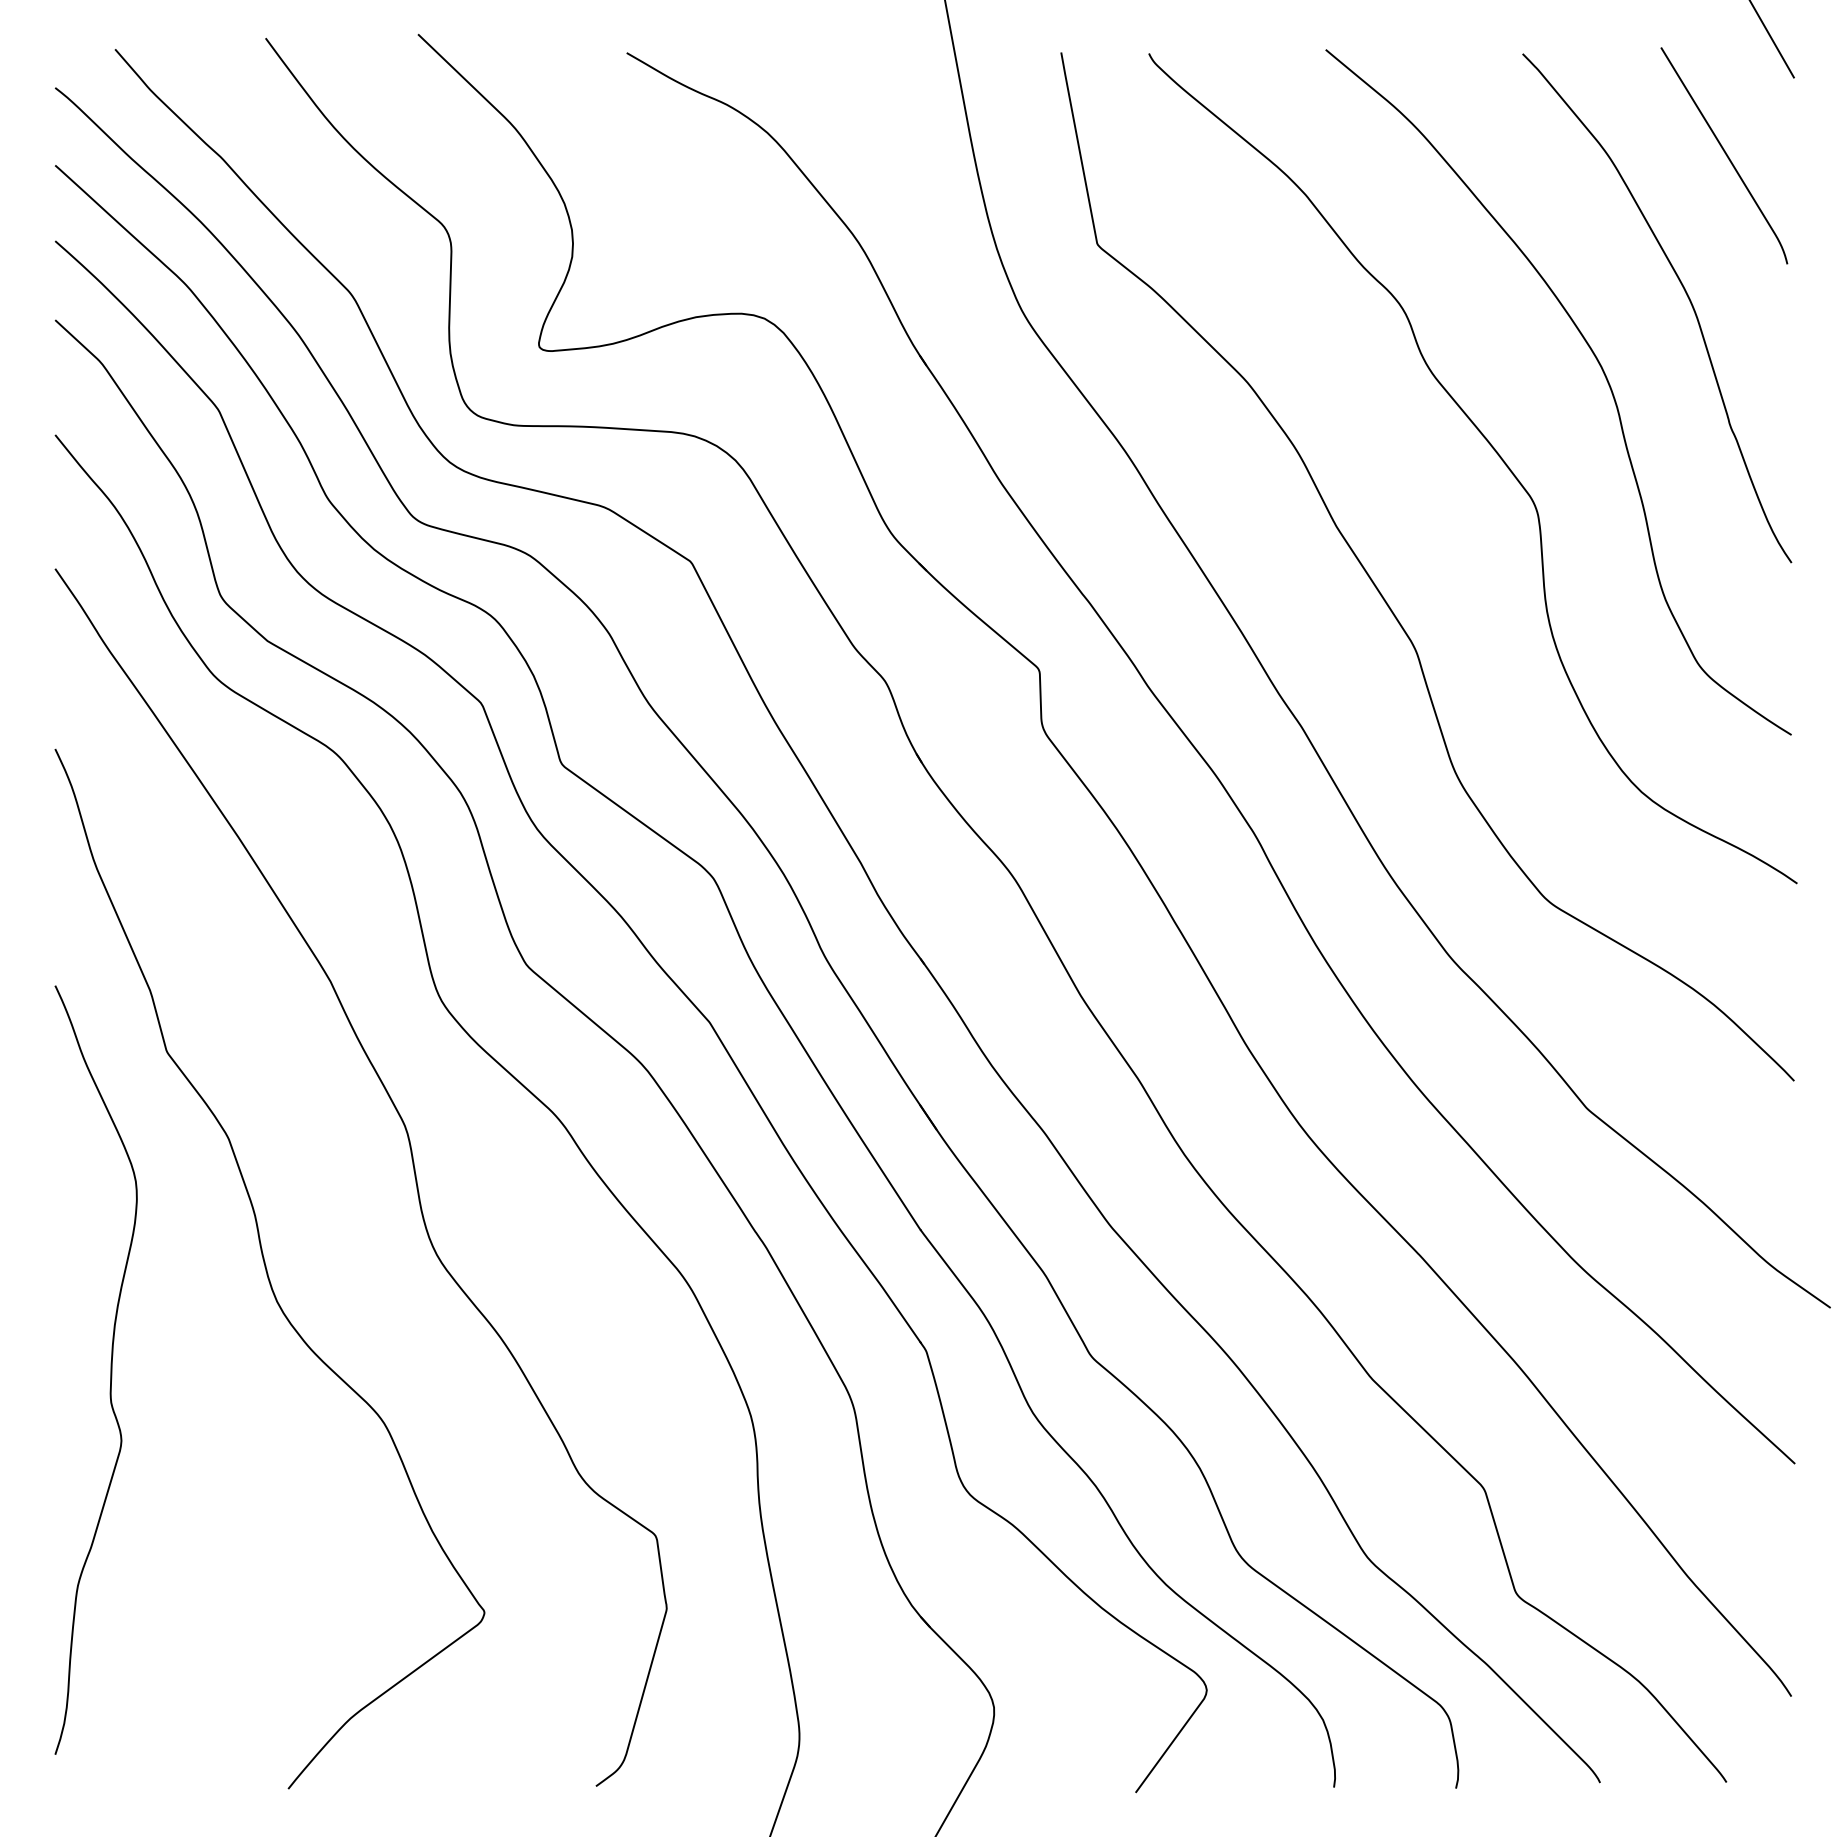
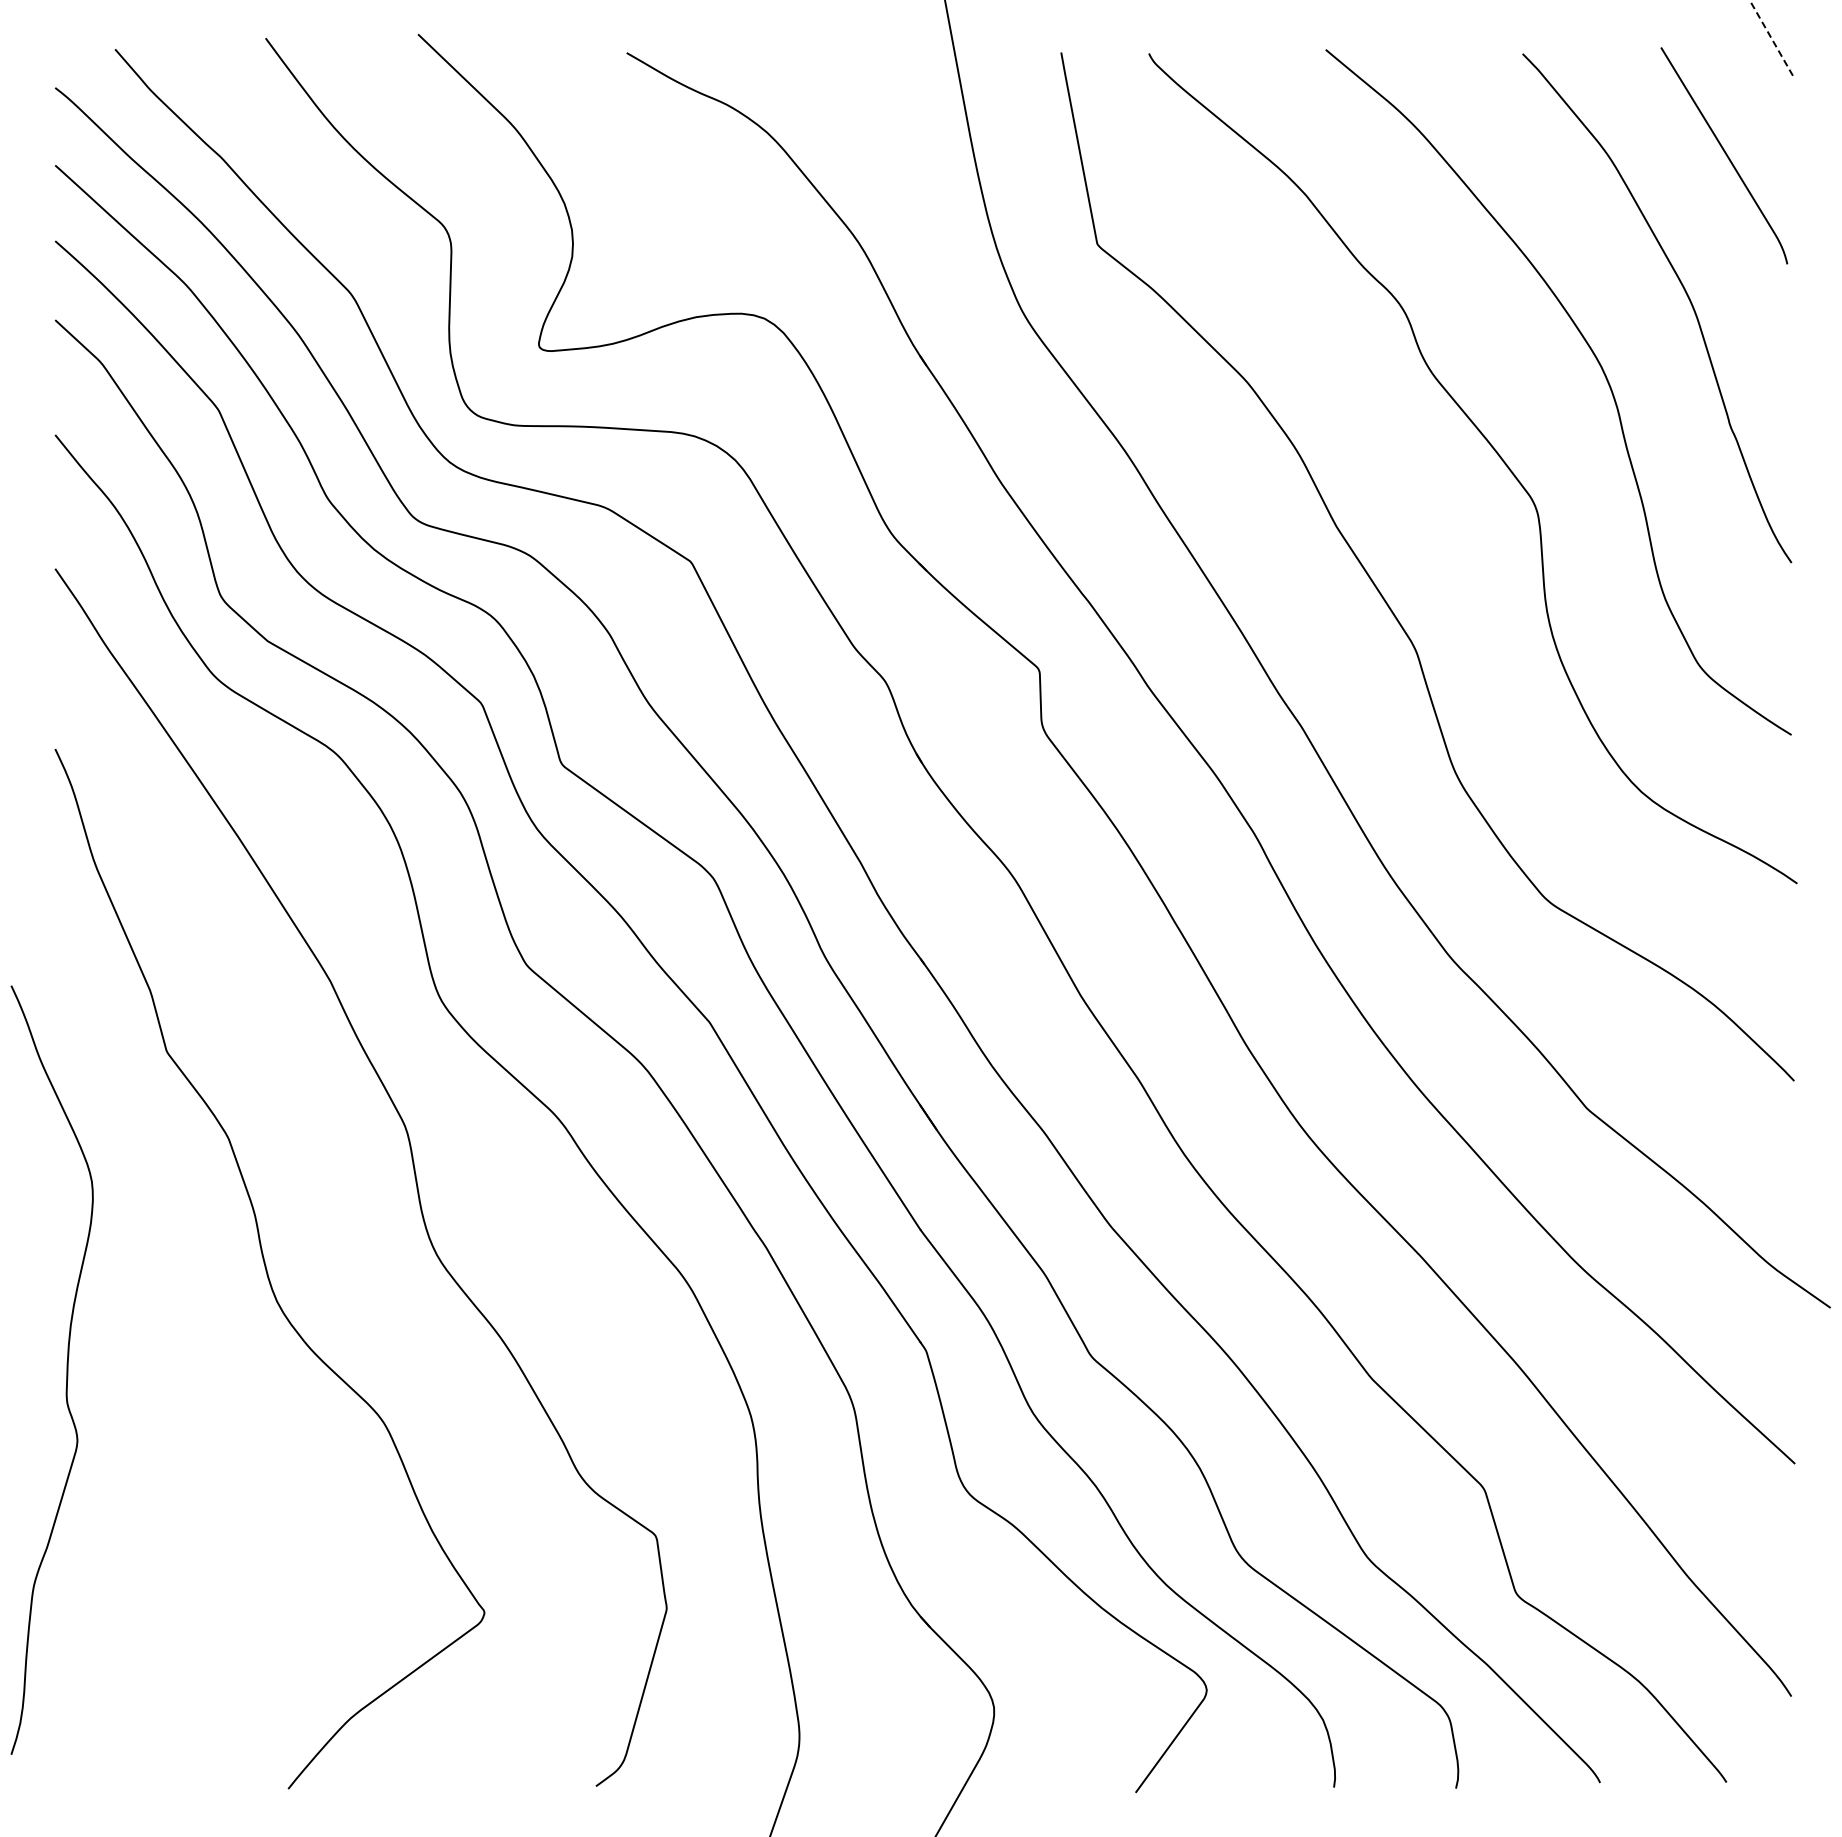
line: solid -> dashed (1772, 39)
curve position: (110, 1369) -> (66, 1369) (66, 1369)
